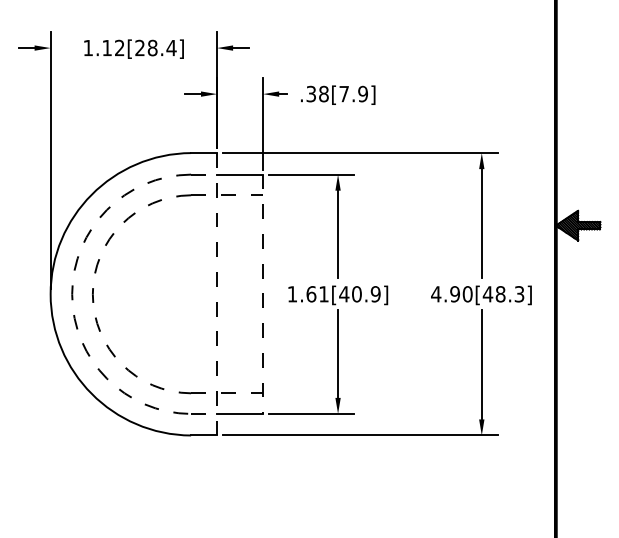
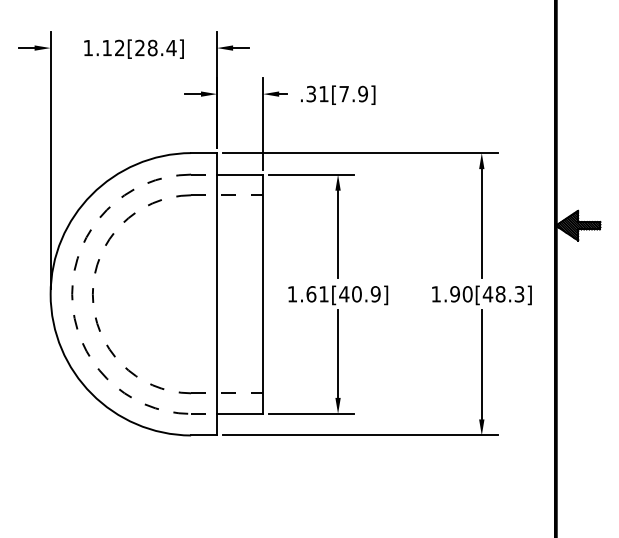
text: .38[7.9] -> .31[7.9] (323, 93)
line: dashed -> solid (217, 294)
line: dashed -> solid (263, 294)
text: 4.90[48.3] -> 1.90[48.3] (436, 294)
